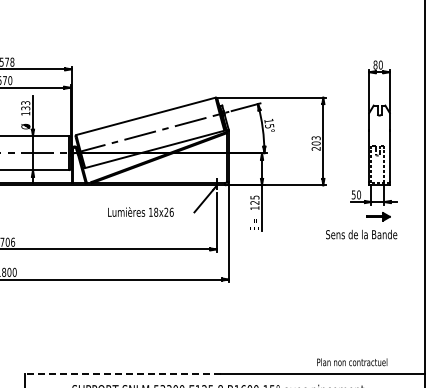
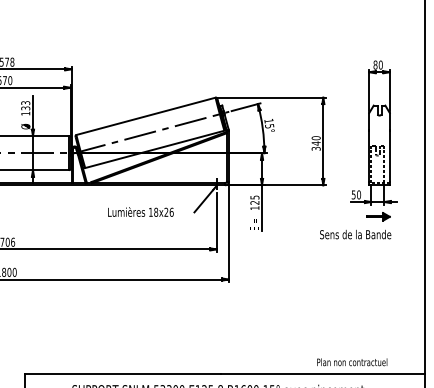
text: 203 -> 340 (315, 143)
text position: (361, 234) -> (355, 234) (355, 234)
line: dashed -> solid (122, 373)
